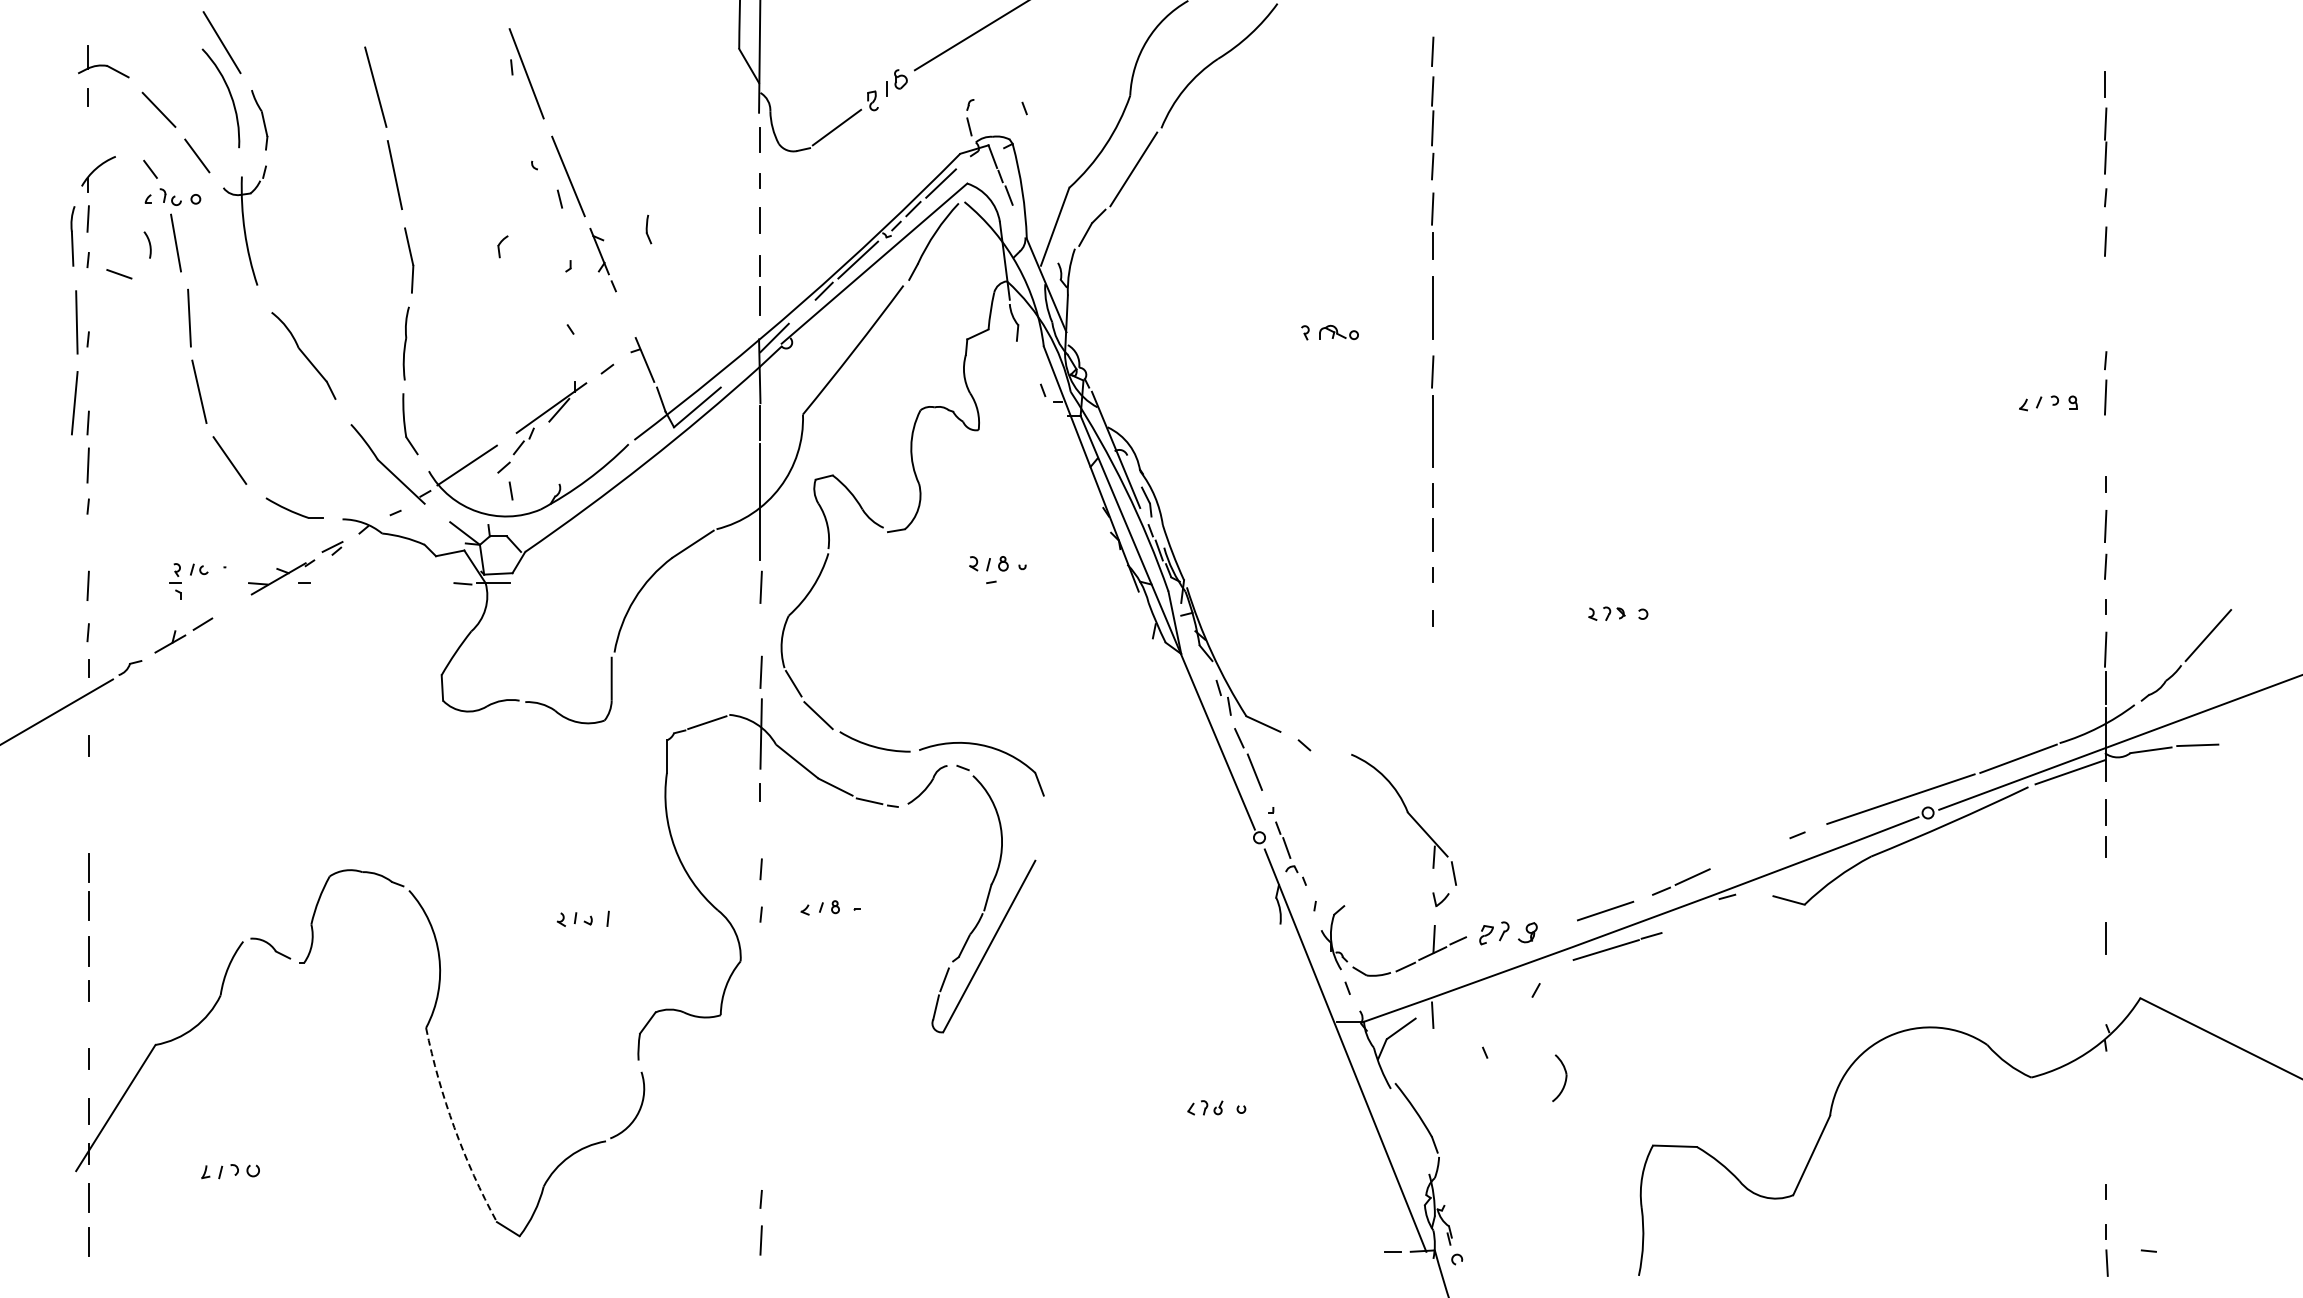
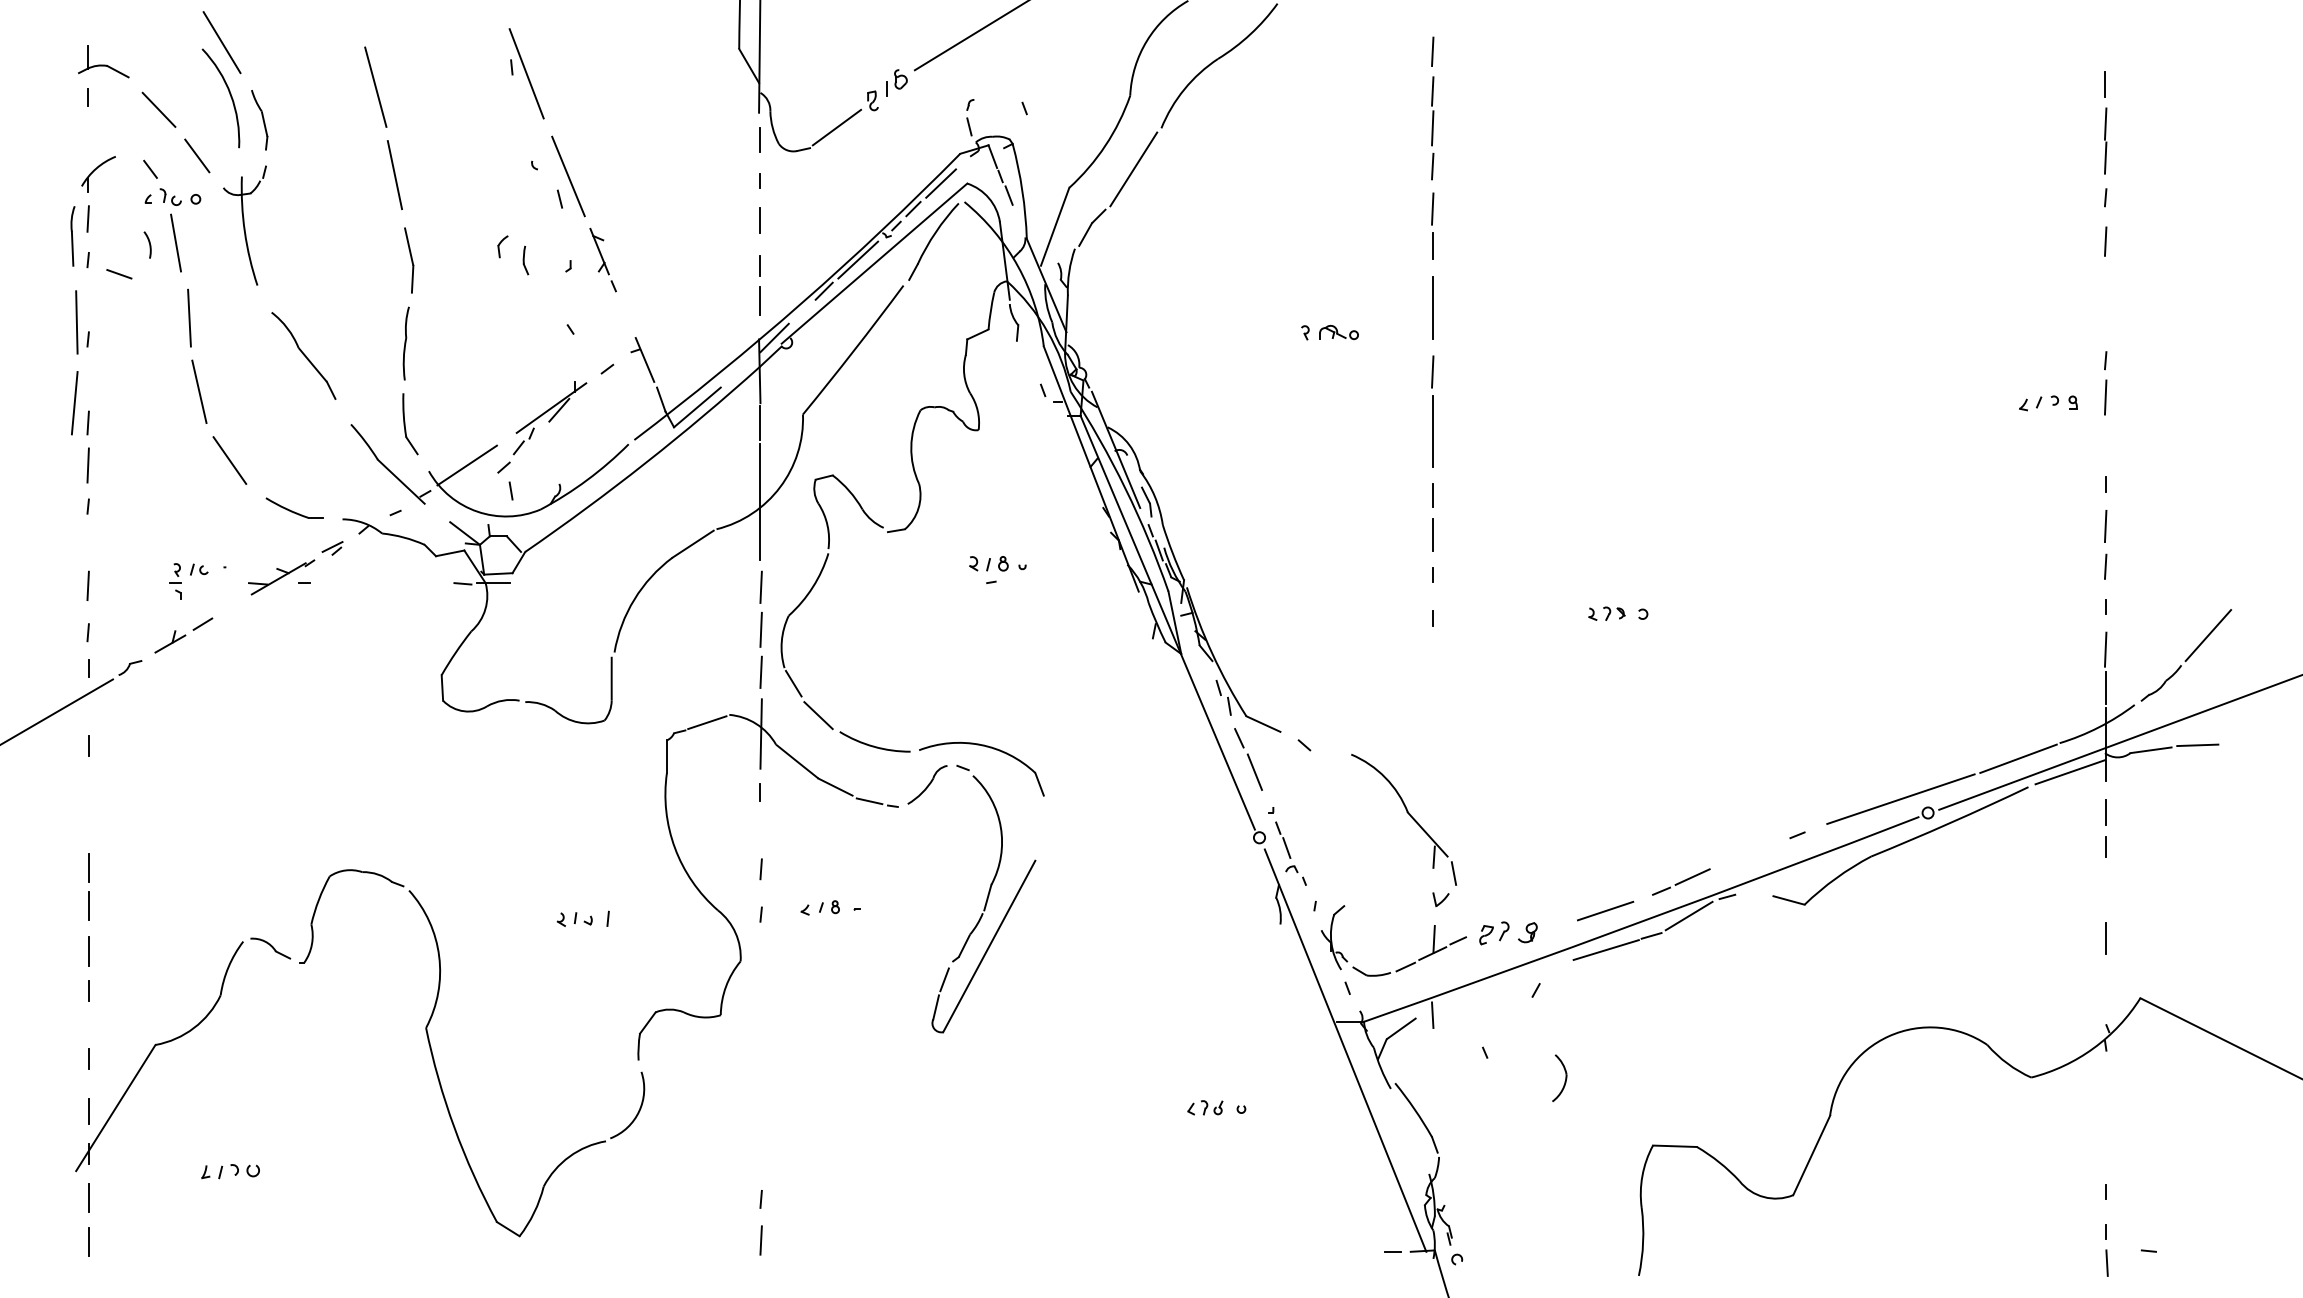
part position: (648, 229) -> (525, 260) (525, 260)
line: none -> present (760, 629)
line: none -> present (1688, 915)
arc: dashed -> solid (454, 1127)
